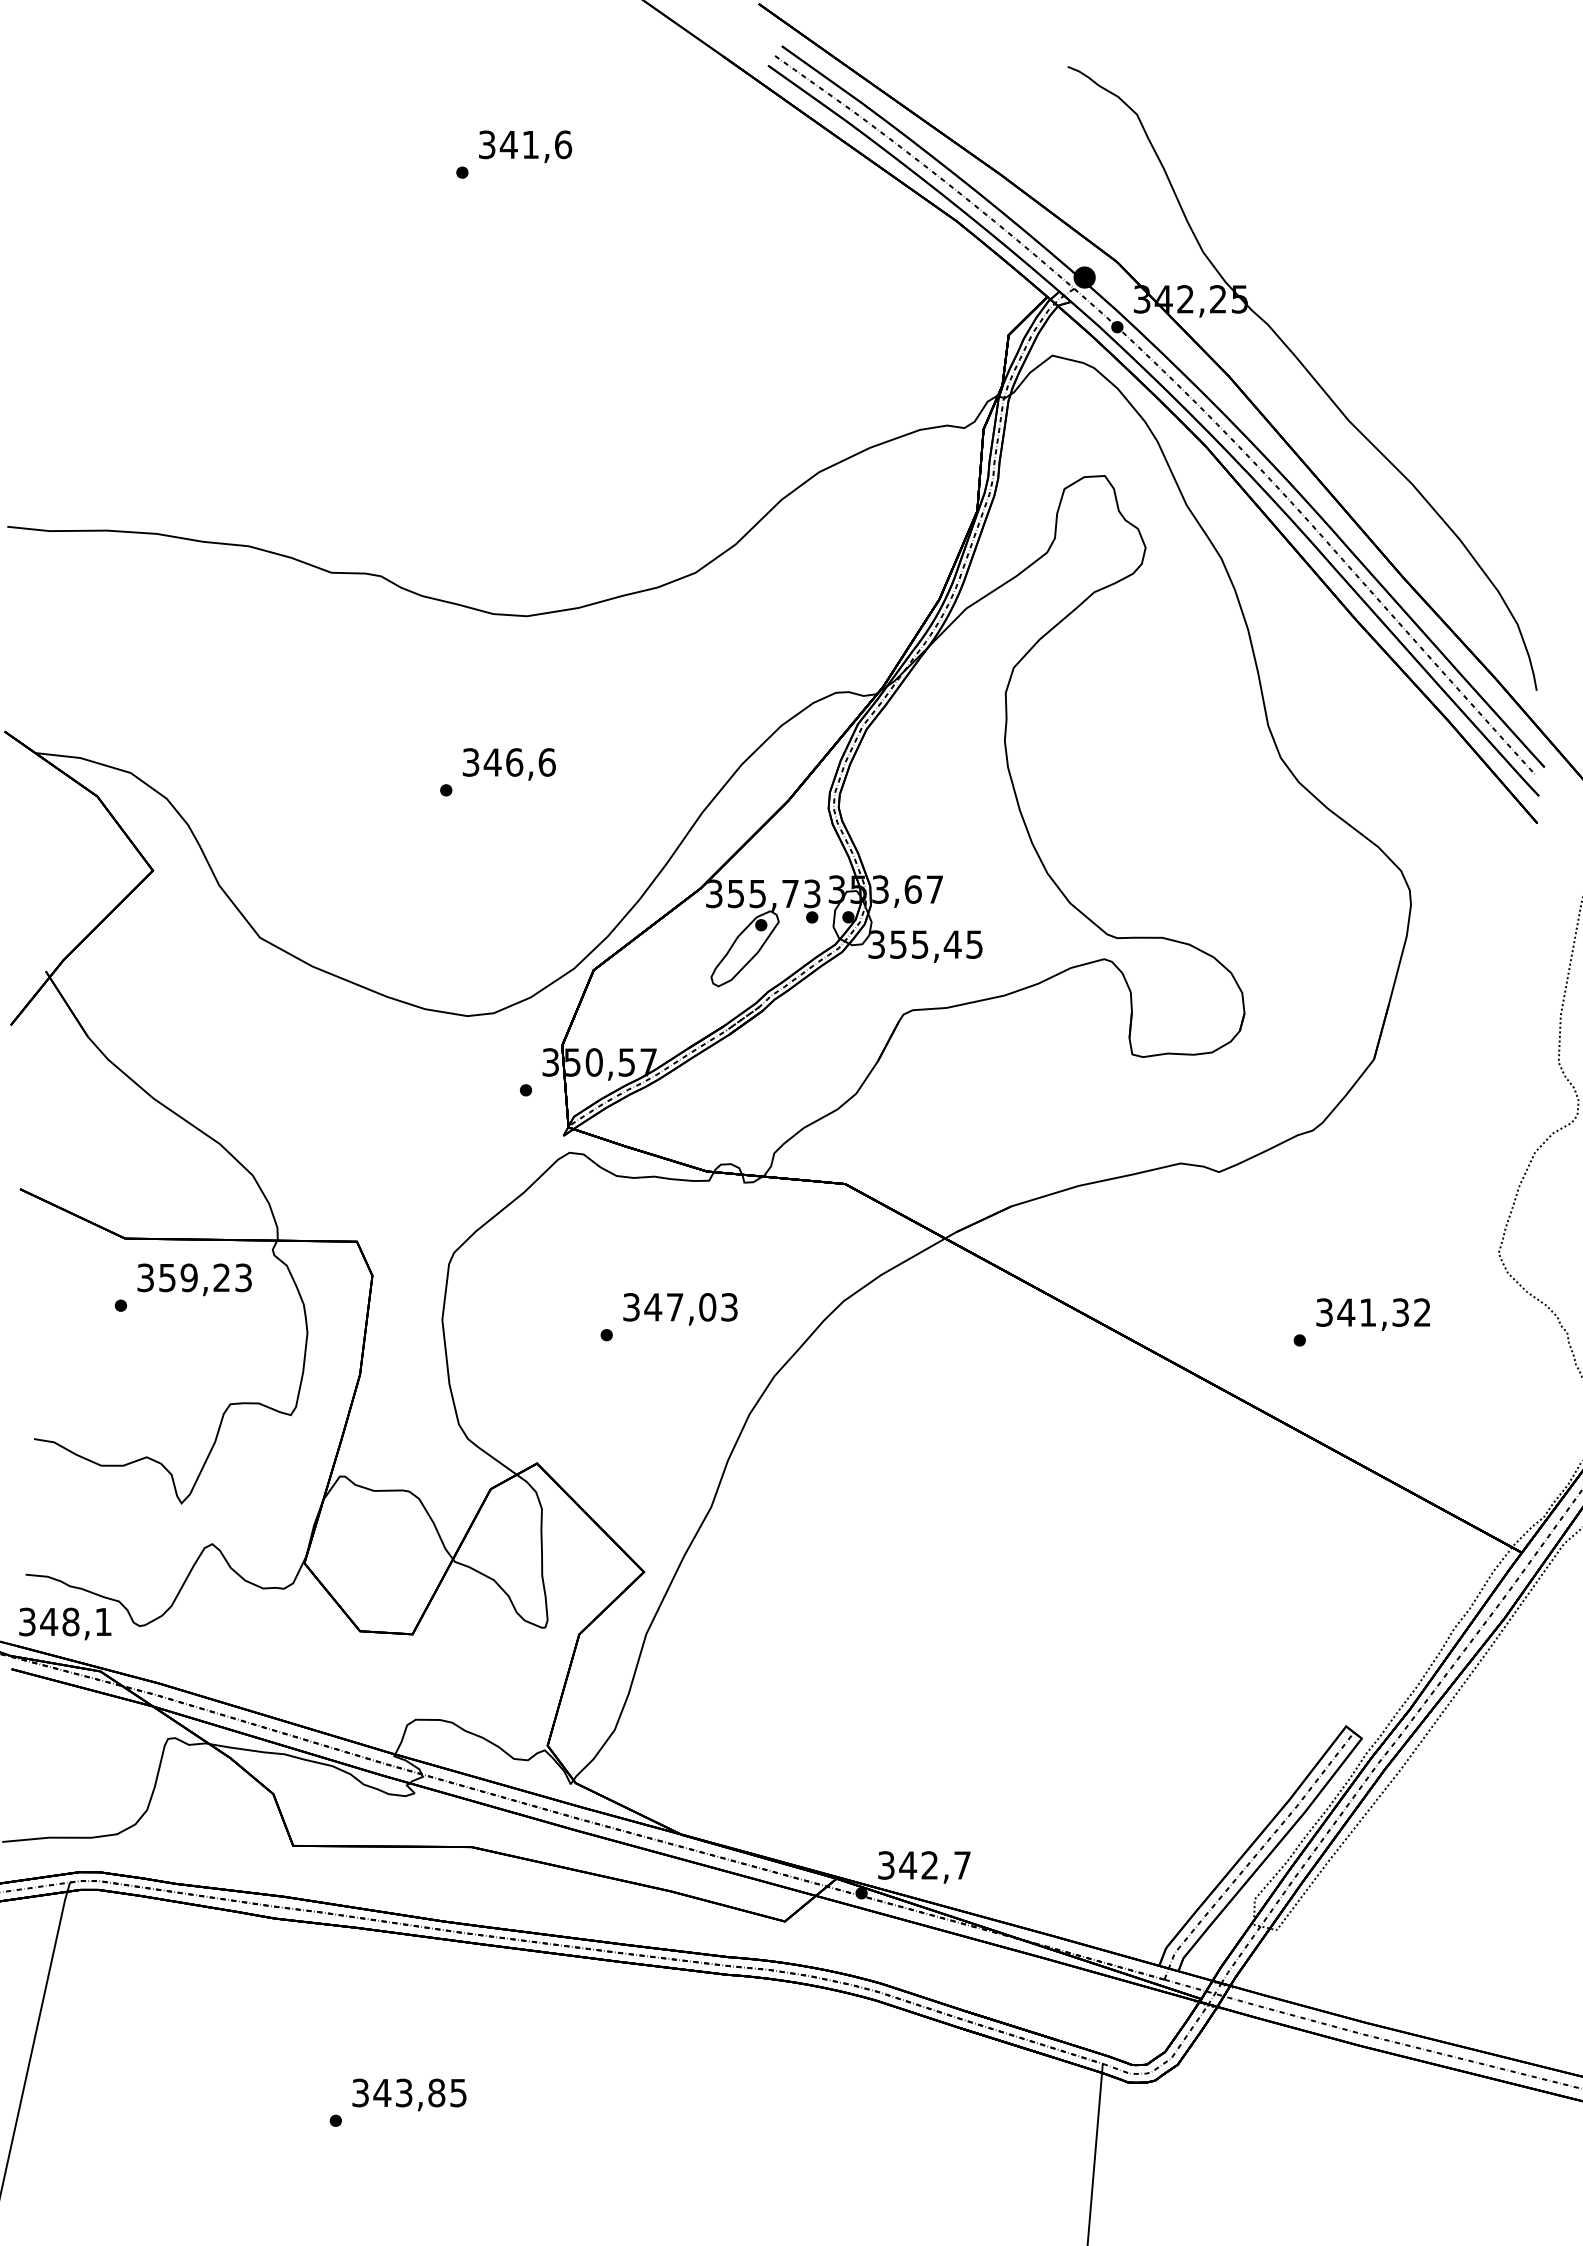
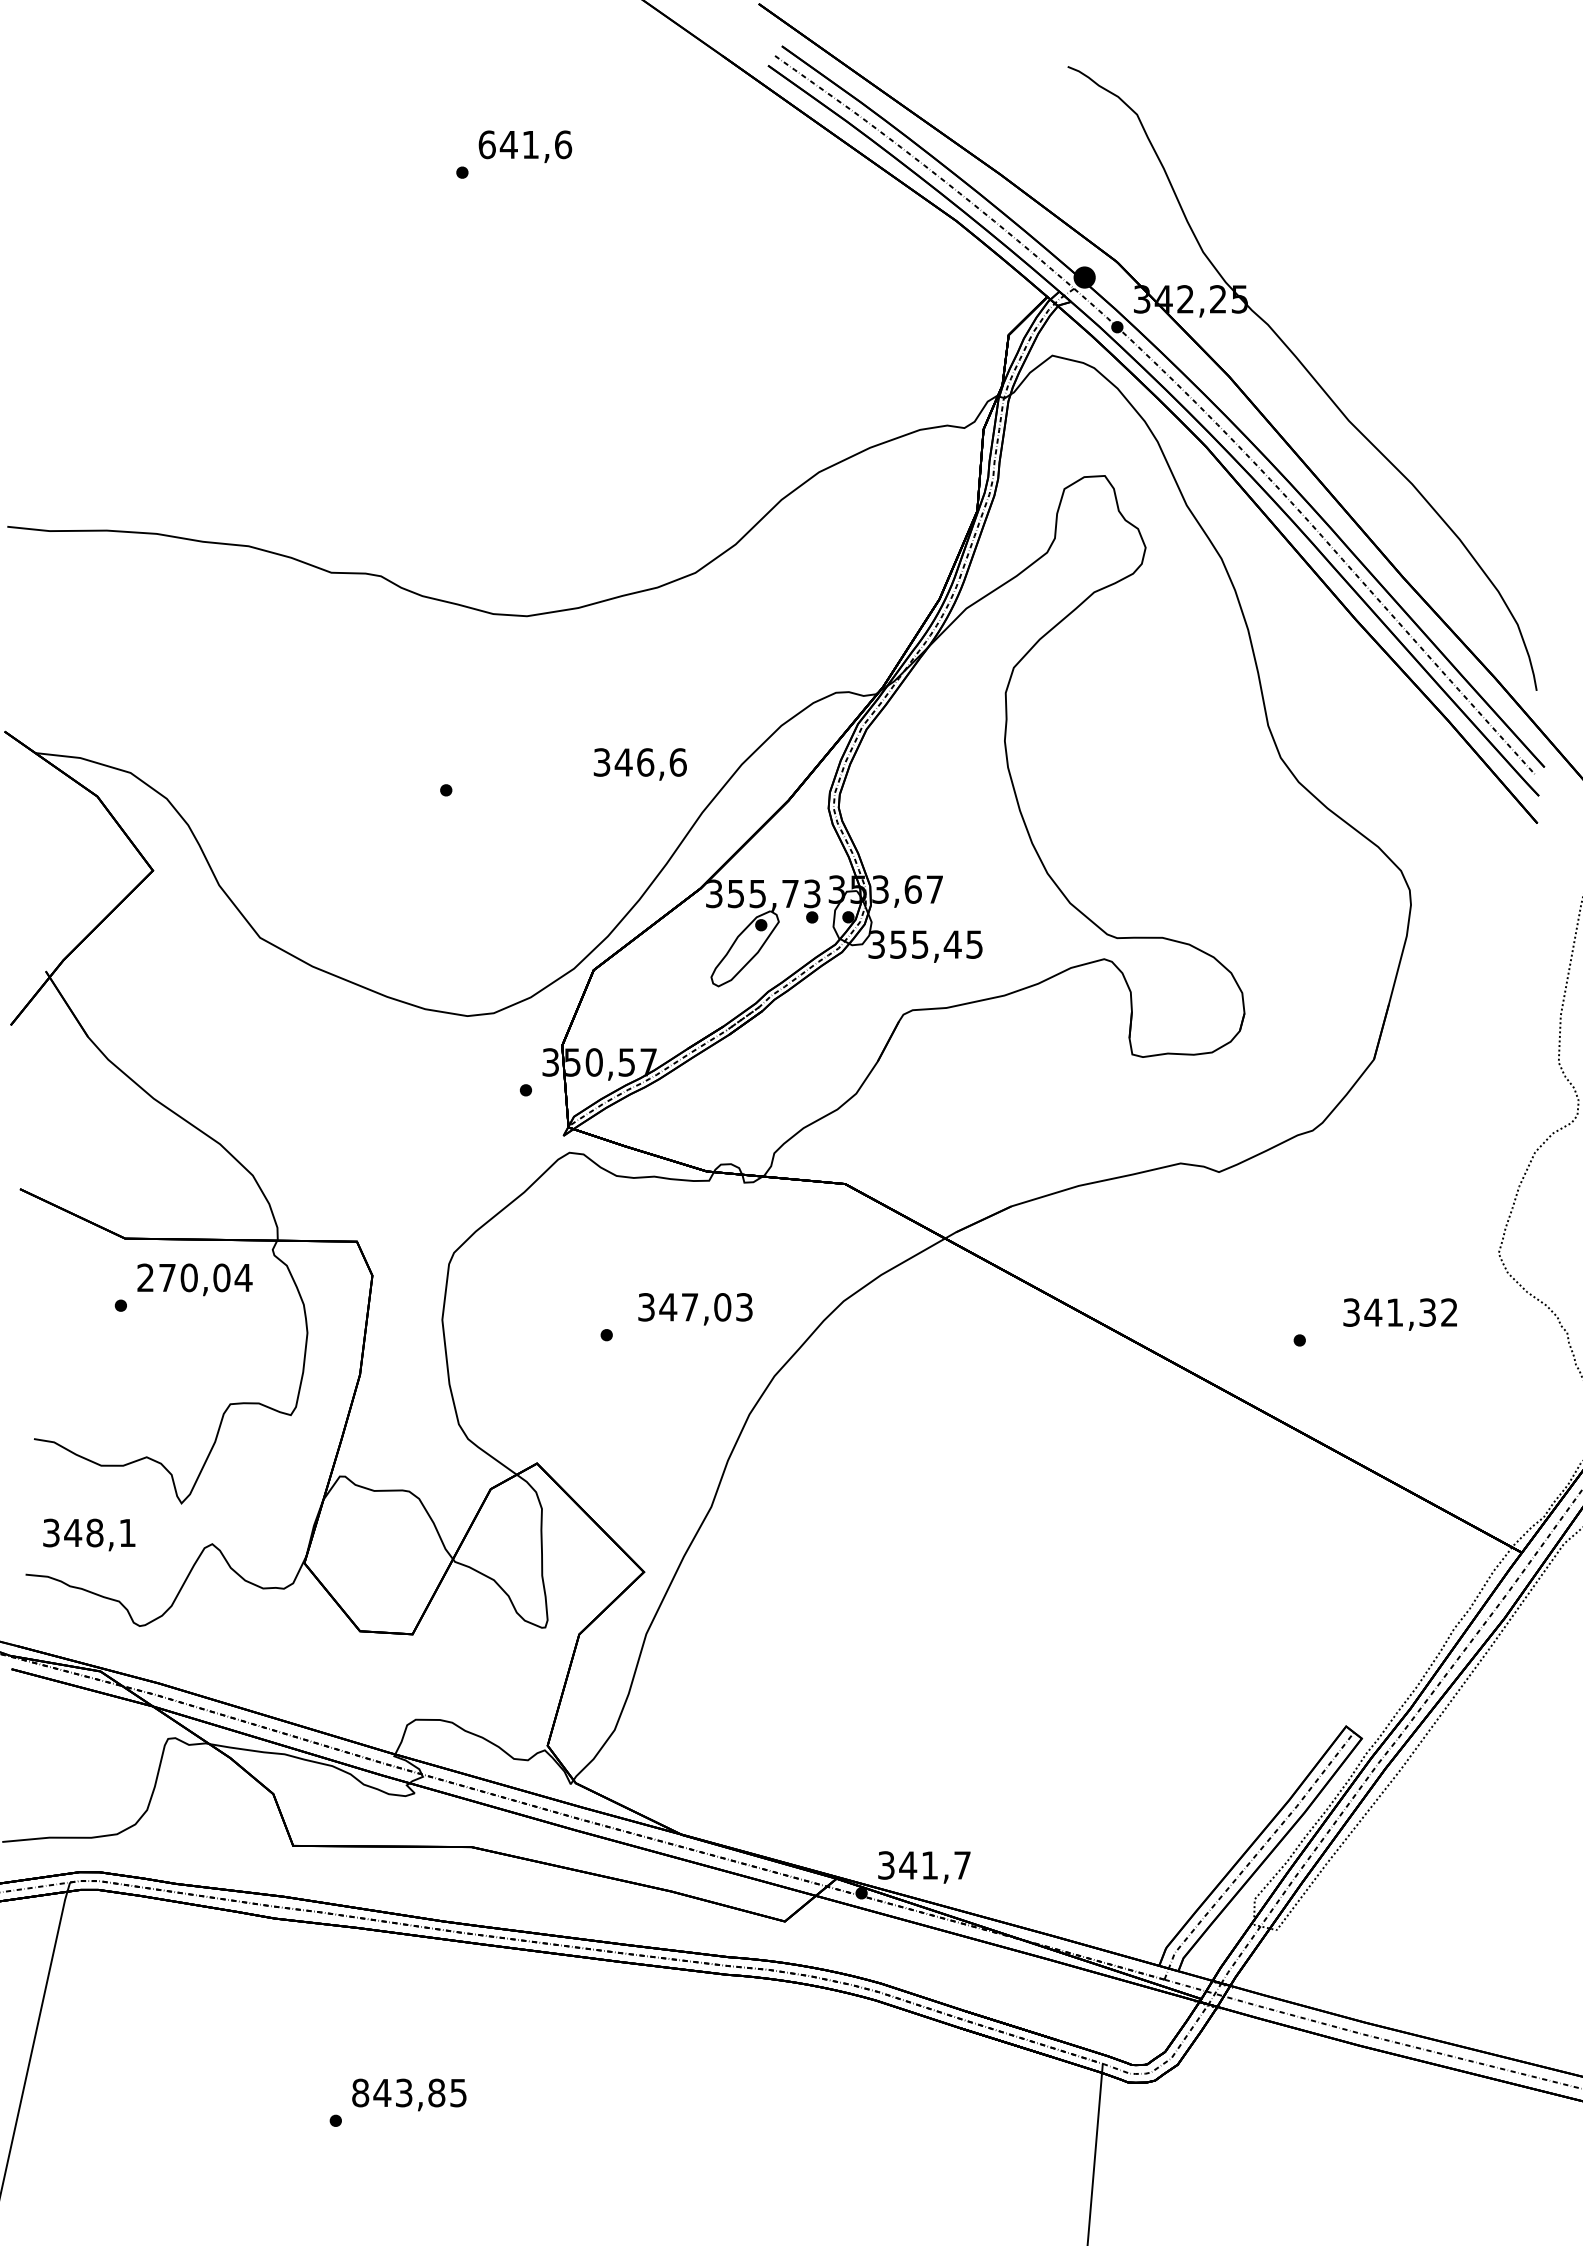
text: 341,6 -> 641,6 (486, 144)
text position: (508, 764) -> (639, 764) (639, 764)
text: 359,23 -> 270,04 (194, 1277)
text position: (680, 1309) -> (695, 1309) (695, 1309)
text position: (1372, 1314) -> (1399, 1314) (1399, 1314)
text position: (65, 1623) -> (89, 1534) (89, 1534)
text: 342,7 -> 341,7 (929, 1865)
text: 343,85 -> 843,85 (360, 2092)
